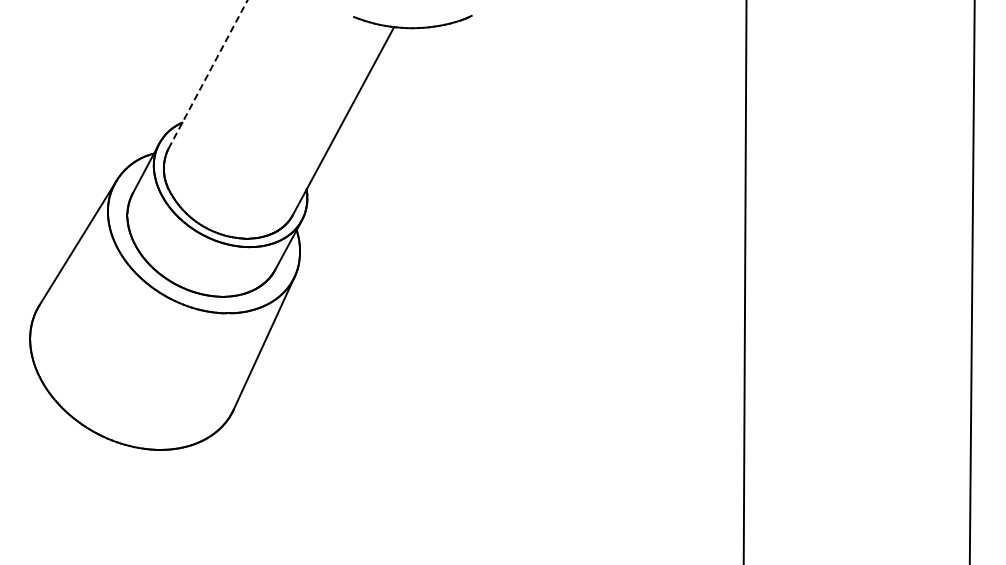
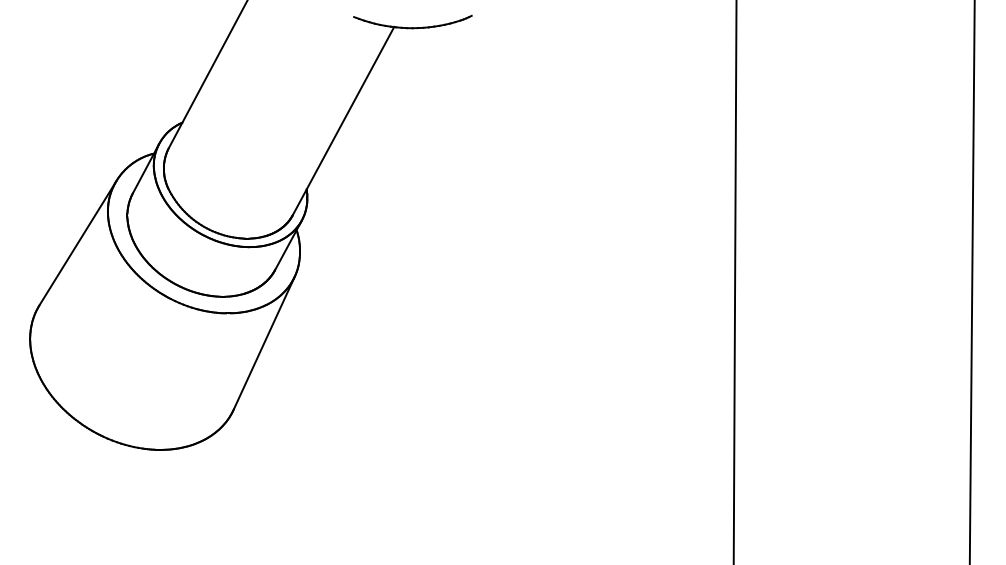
line: dashed -> solid (207, 74)
line position: (744, 281) -> (734, 281) (734, 281)
